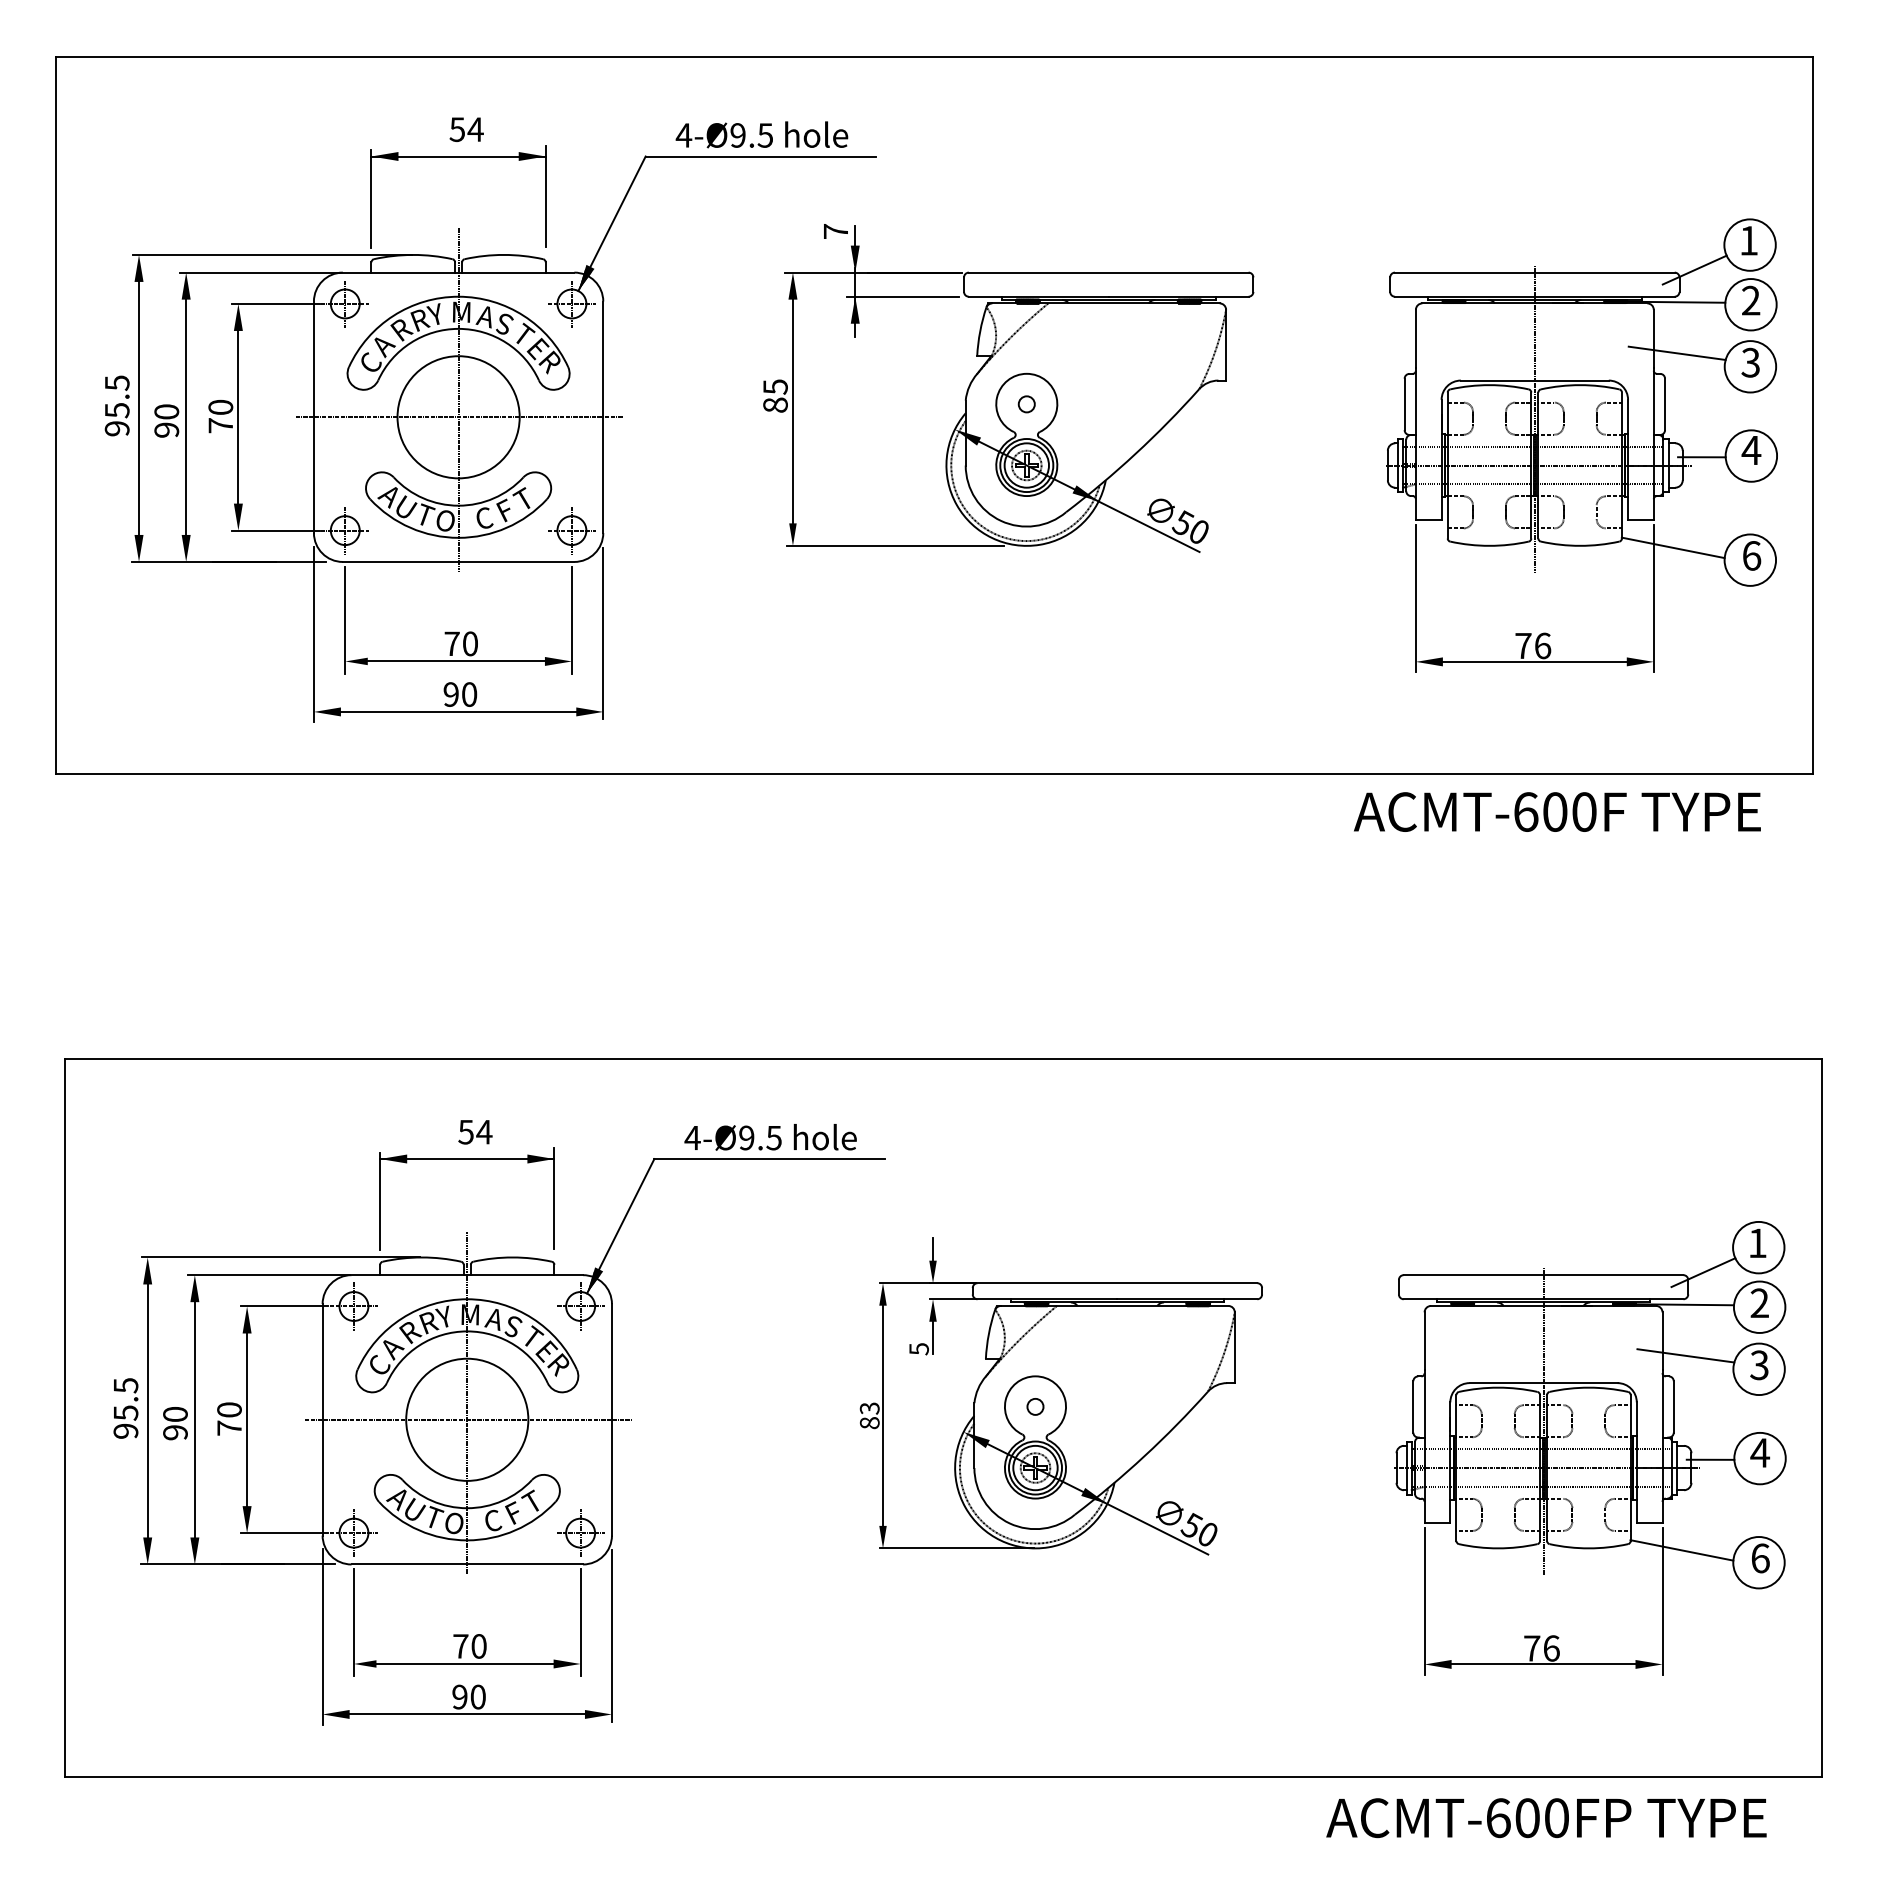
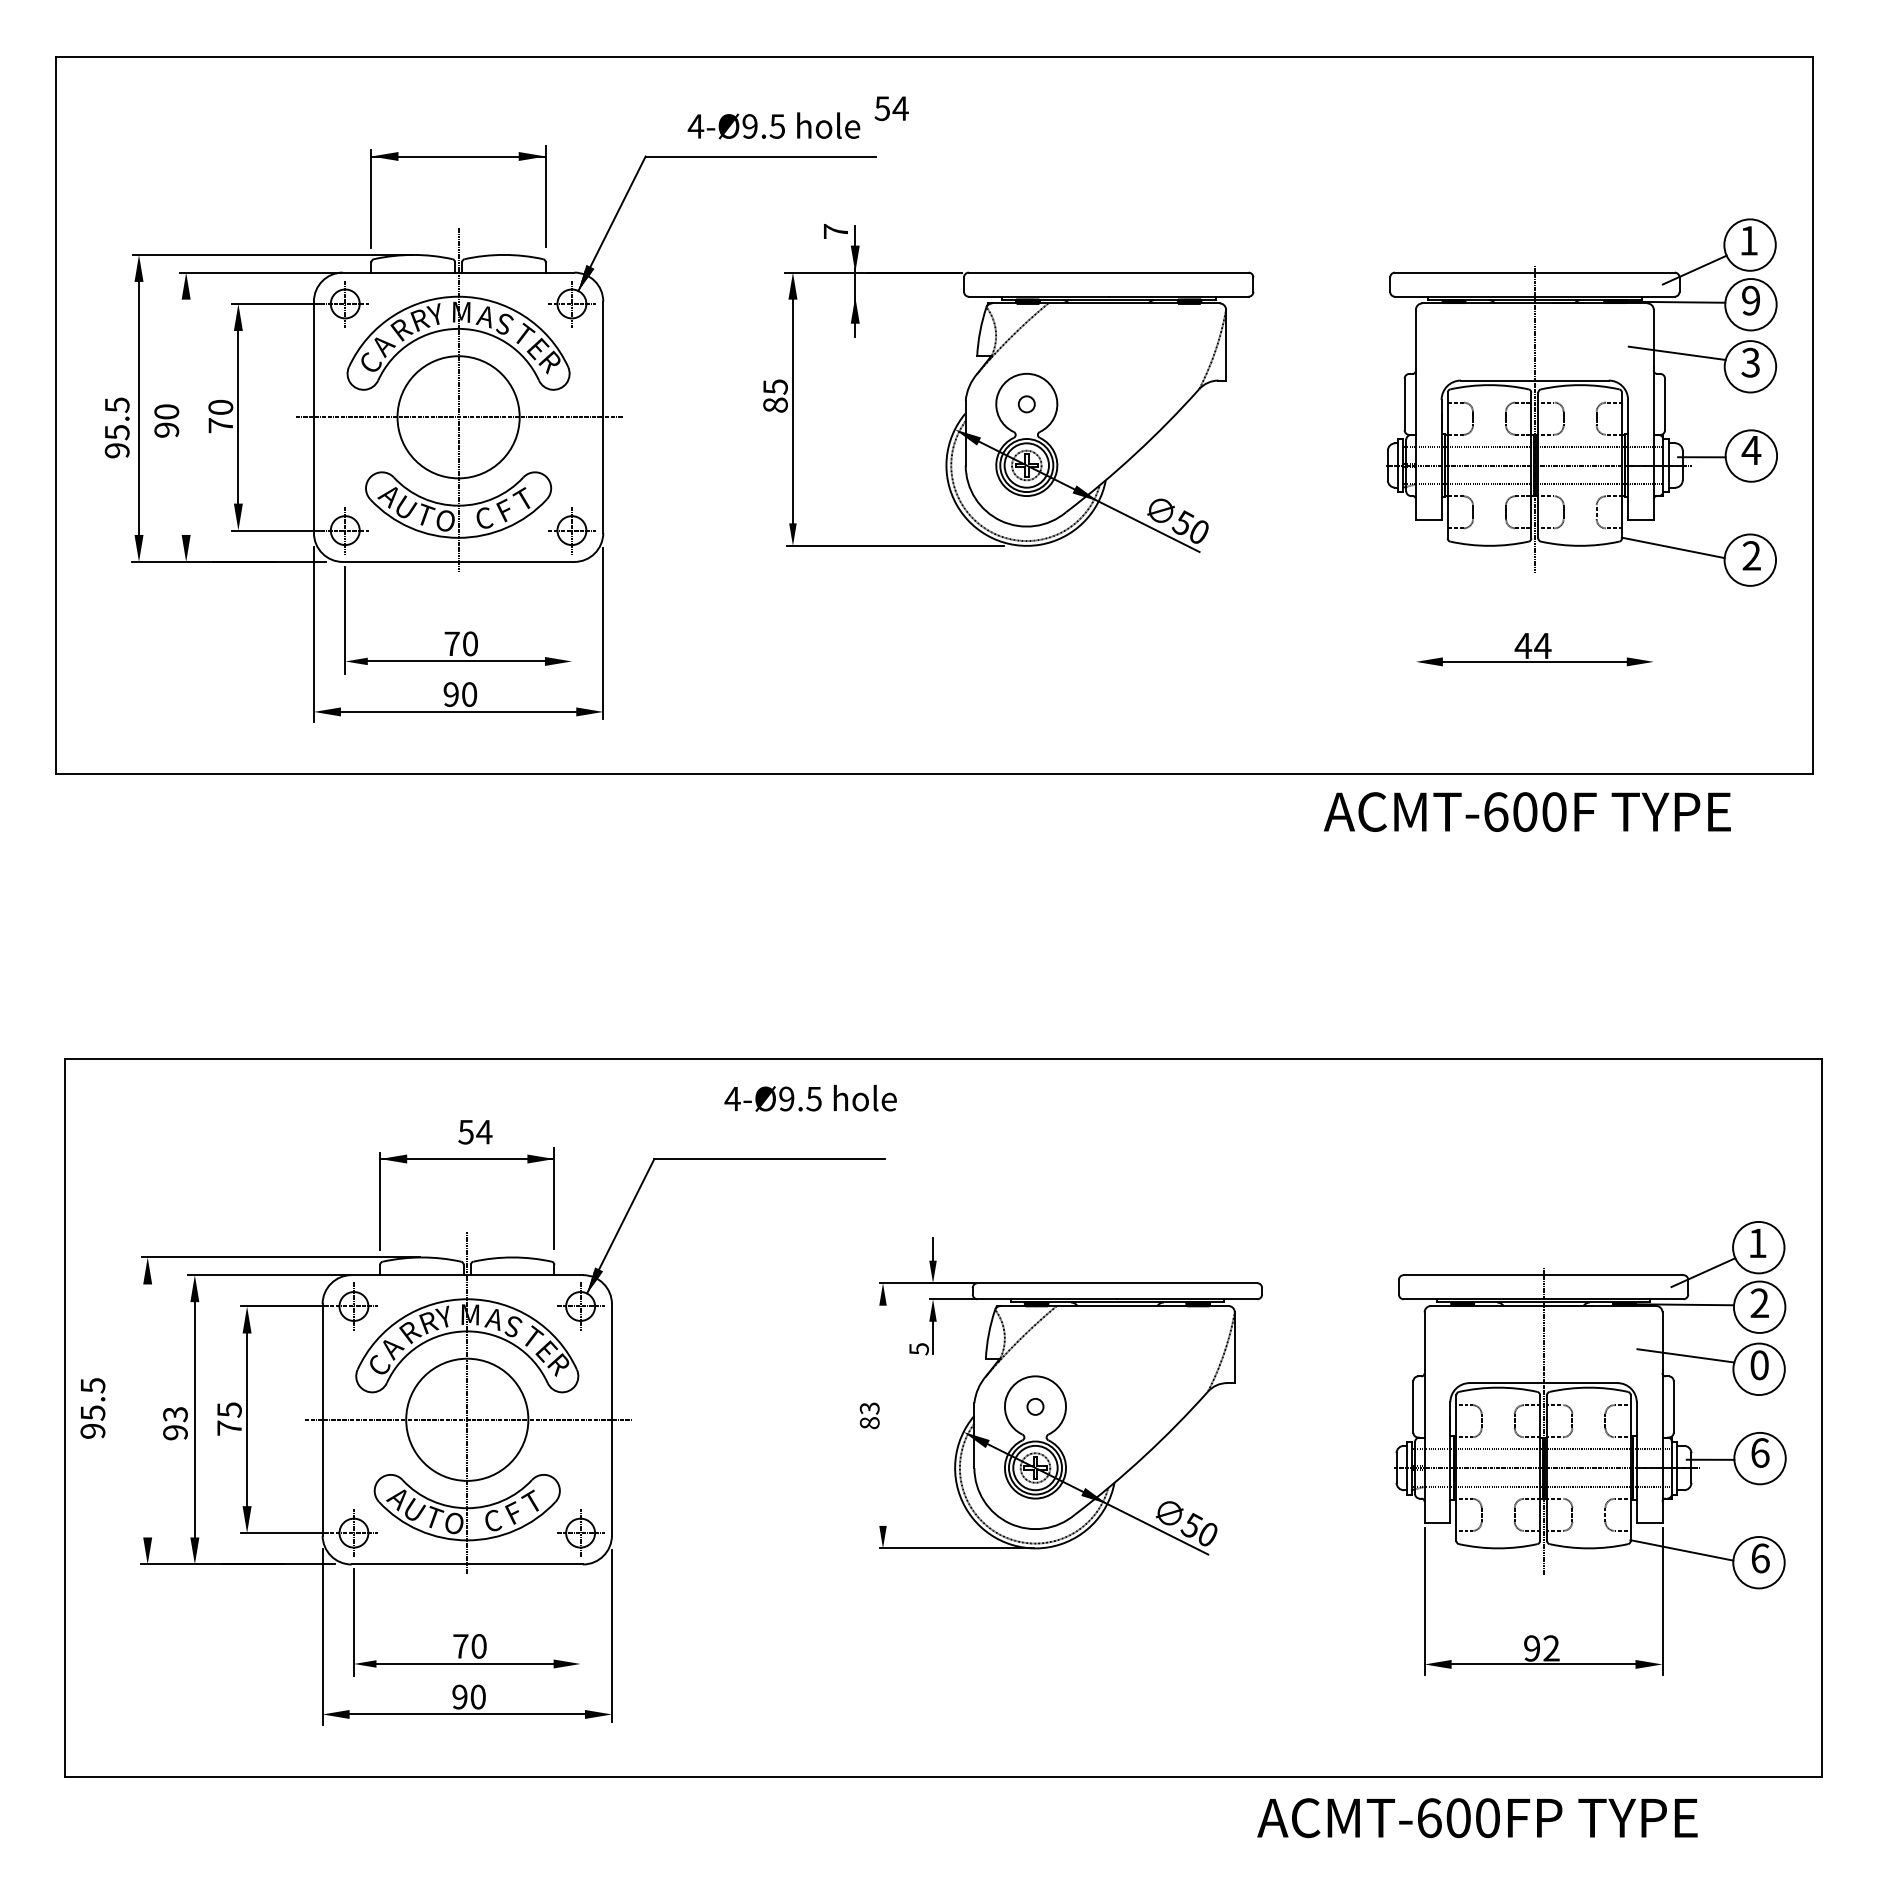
text position: (466, 129) -> (891, 108) (891, 108)
text position: (761, 134) -> (773, 125) (773, 125)
line: present -> none (902, 296)
text: 2 -> 9 (1751, 300)
text position: (116, 405) -> (116, 427) (116, 427)
line: present -> none (186, 417)
text: 6 -> 2 (1751, 555)
line: present -> none (1415, 598)
line: present -> none (1653, 598)
line: present -> none (571, 619)
text: 76 -> 44 (1532, 645)
text position: (1557, 811) -> (1527, 811) (1527, 811)
text position: (770, 1137) -> (810, 1098) (810, 1098)
text: 3 -> 0 (1759, 1365)
text position: (125, 1408) -> (92, 1408) (92, 1408)
text: 70 -> 75 (229, 1409)
line: present -> none (147, 1410)
text: 90 -> 93 (175, 1414)
line: present -> none (883, 1415)
text: 4 -> 6 (1760, 1452)
line: present -> none (580, 1622)
text: 76 -> 92 (1541, 1648)
text position: (1546, 1818) -> (1477, 1818) (1477, 1818)
